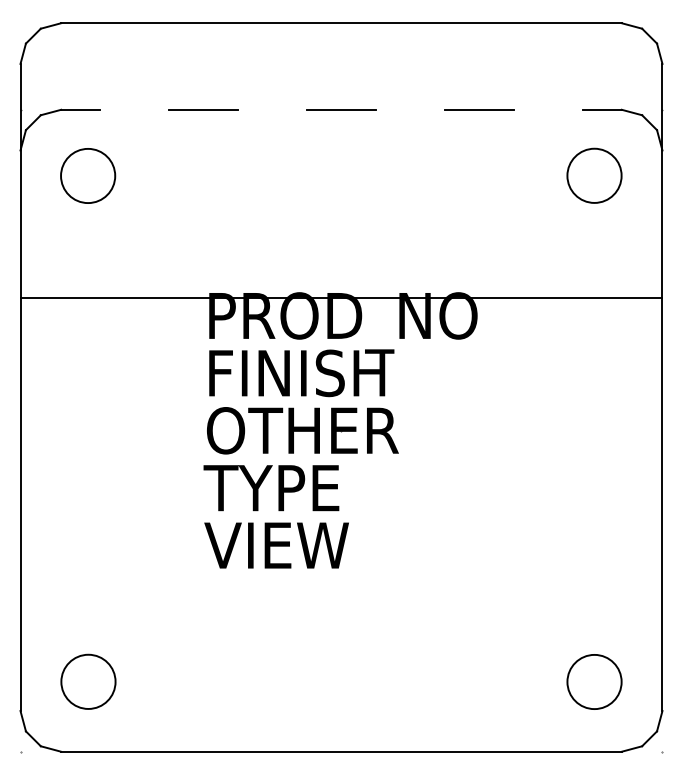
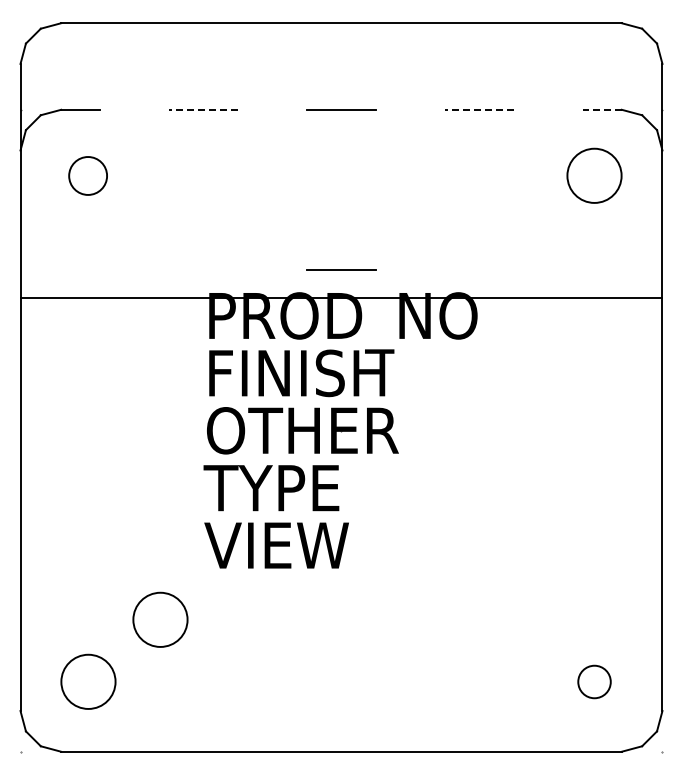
line: solid -> dashed (203, 109)
line: solid -> dashed (478, 109)
line: solid -> dashed (602, 109)
circle diameter: 54 px -> 38 px (88, 175)
line: none -> present (341, 269)
circle: none -> present (160, 619)
circle diameter: 54 px -> 33 px (594, 681)
